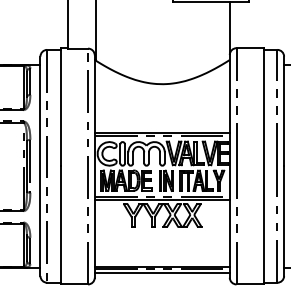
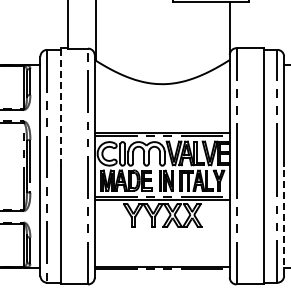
line: solid -> dashed (60, 106)
line: solid -> dashed (284, 221)
line: present -> none (161, 272)
